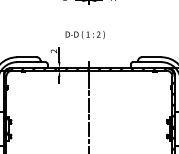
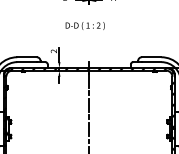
text position: (84, 34) -> (84, 25) (84, 25)
